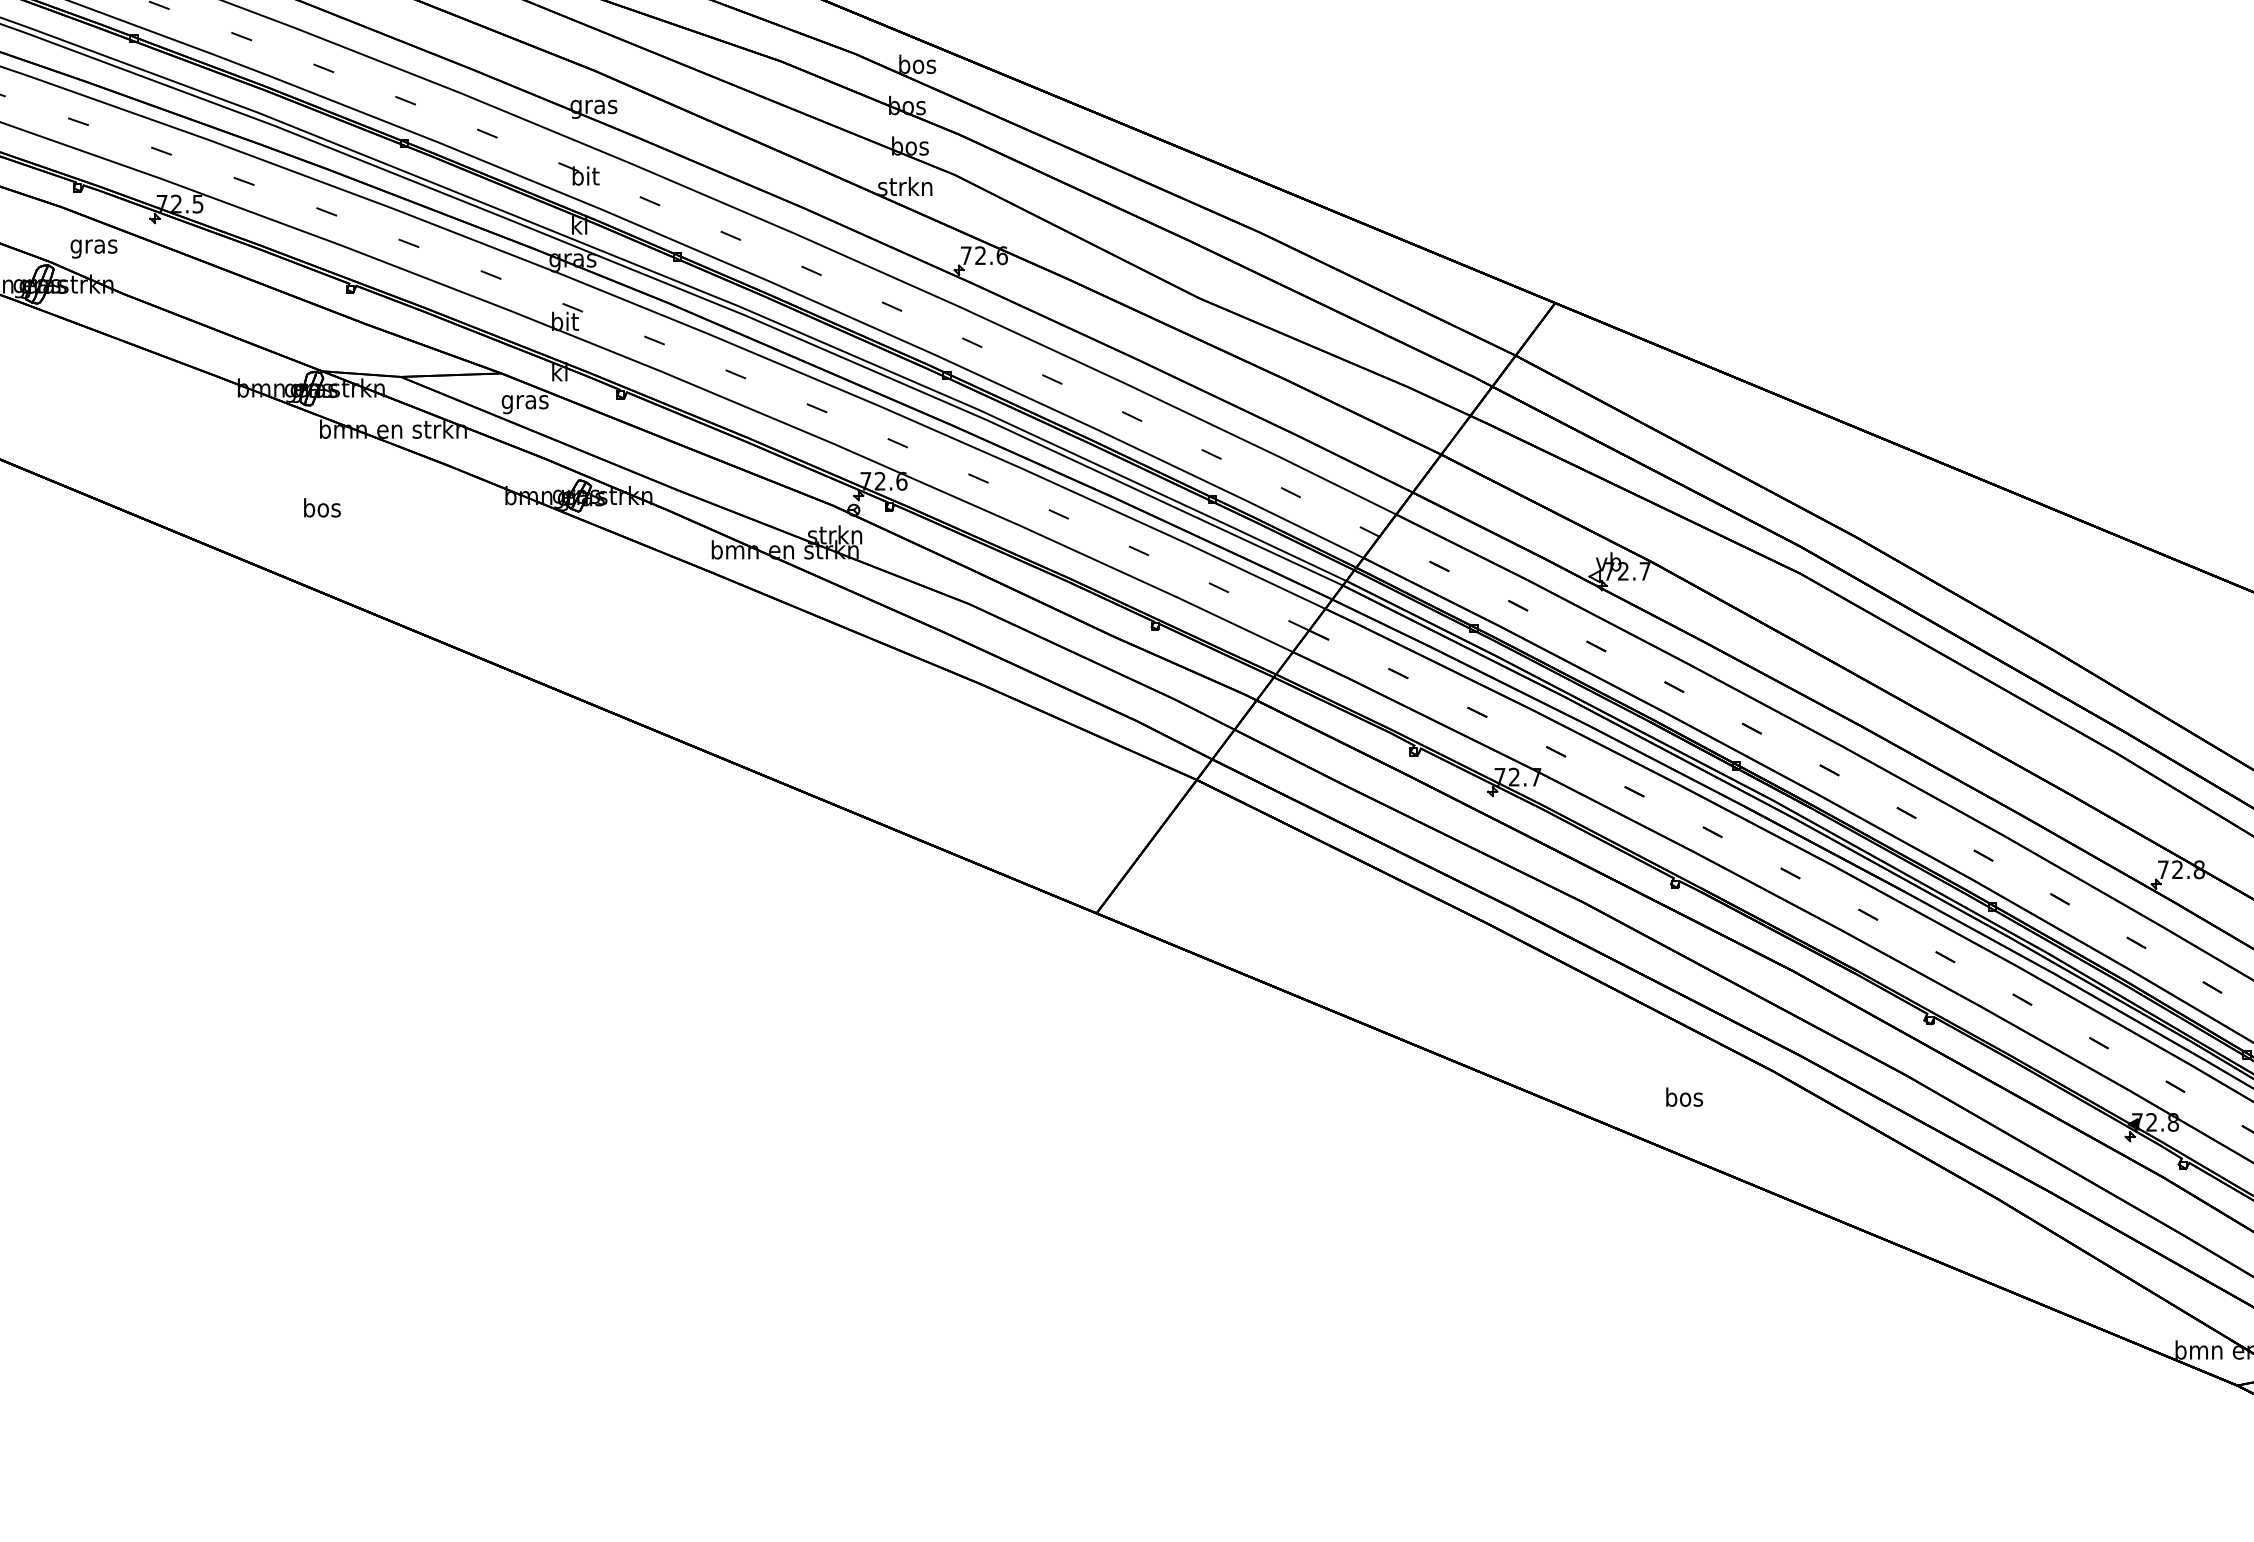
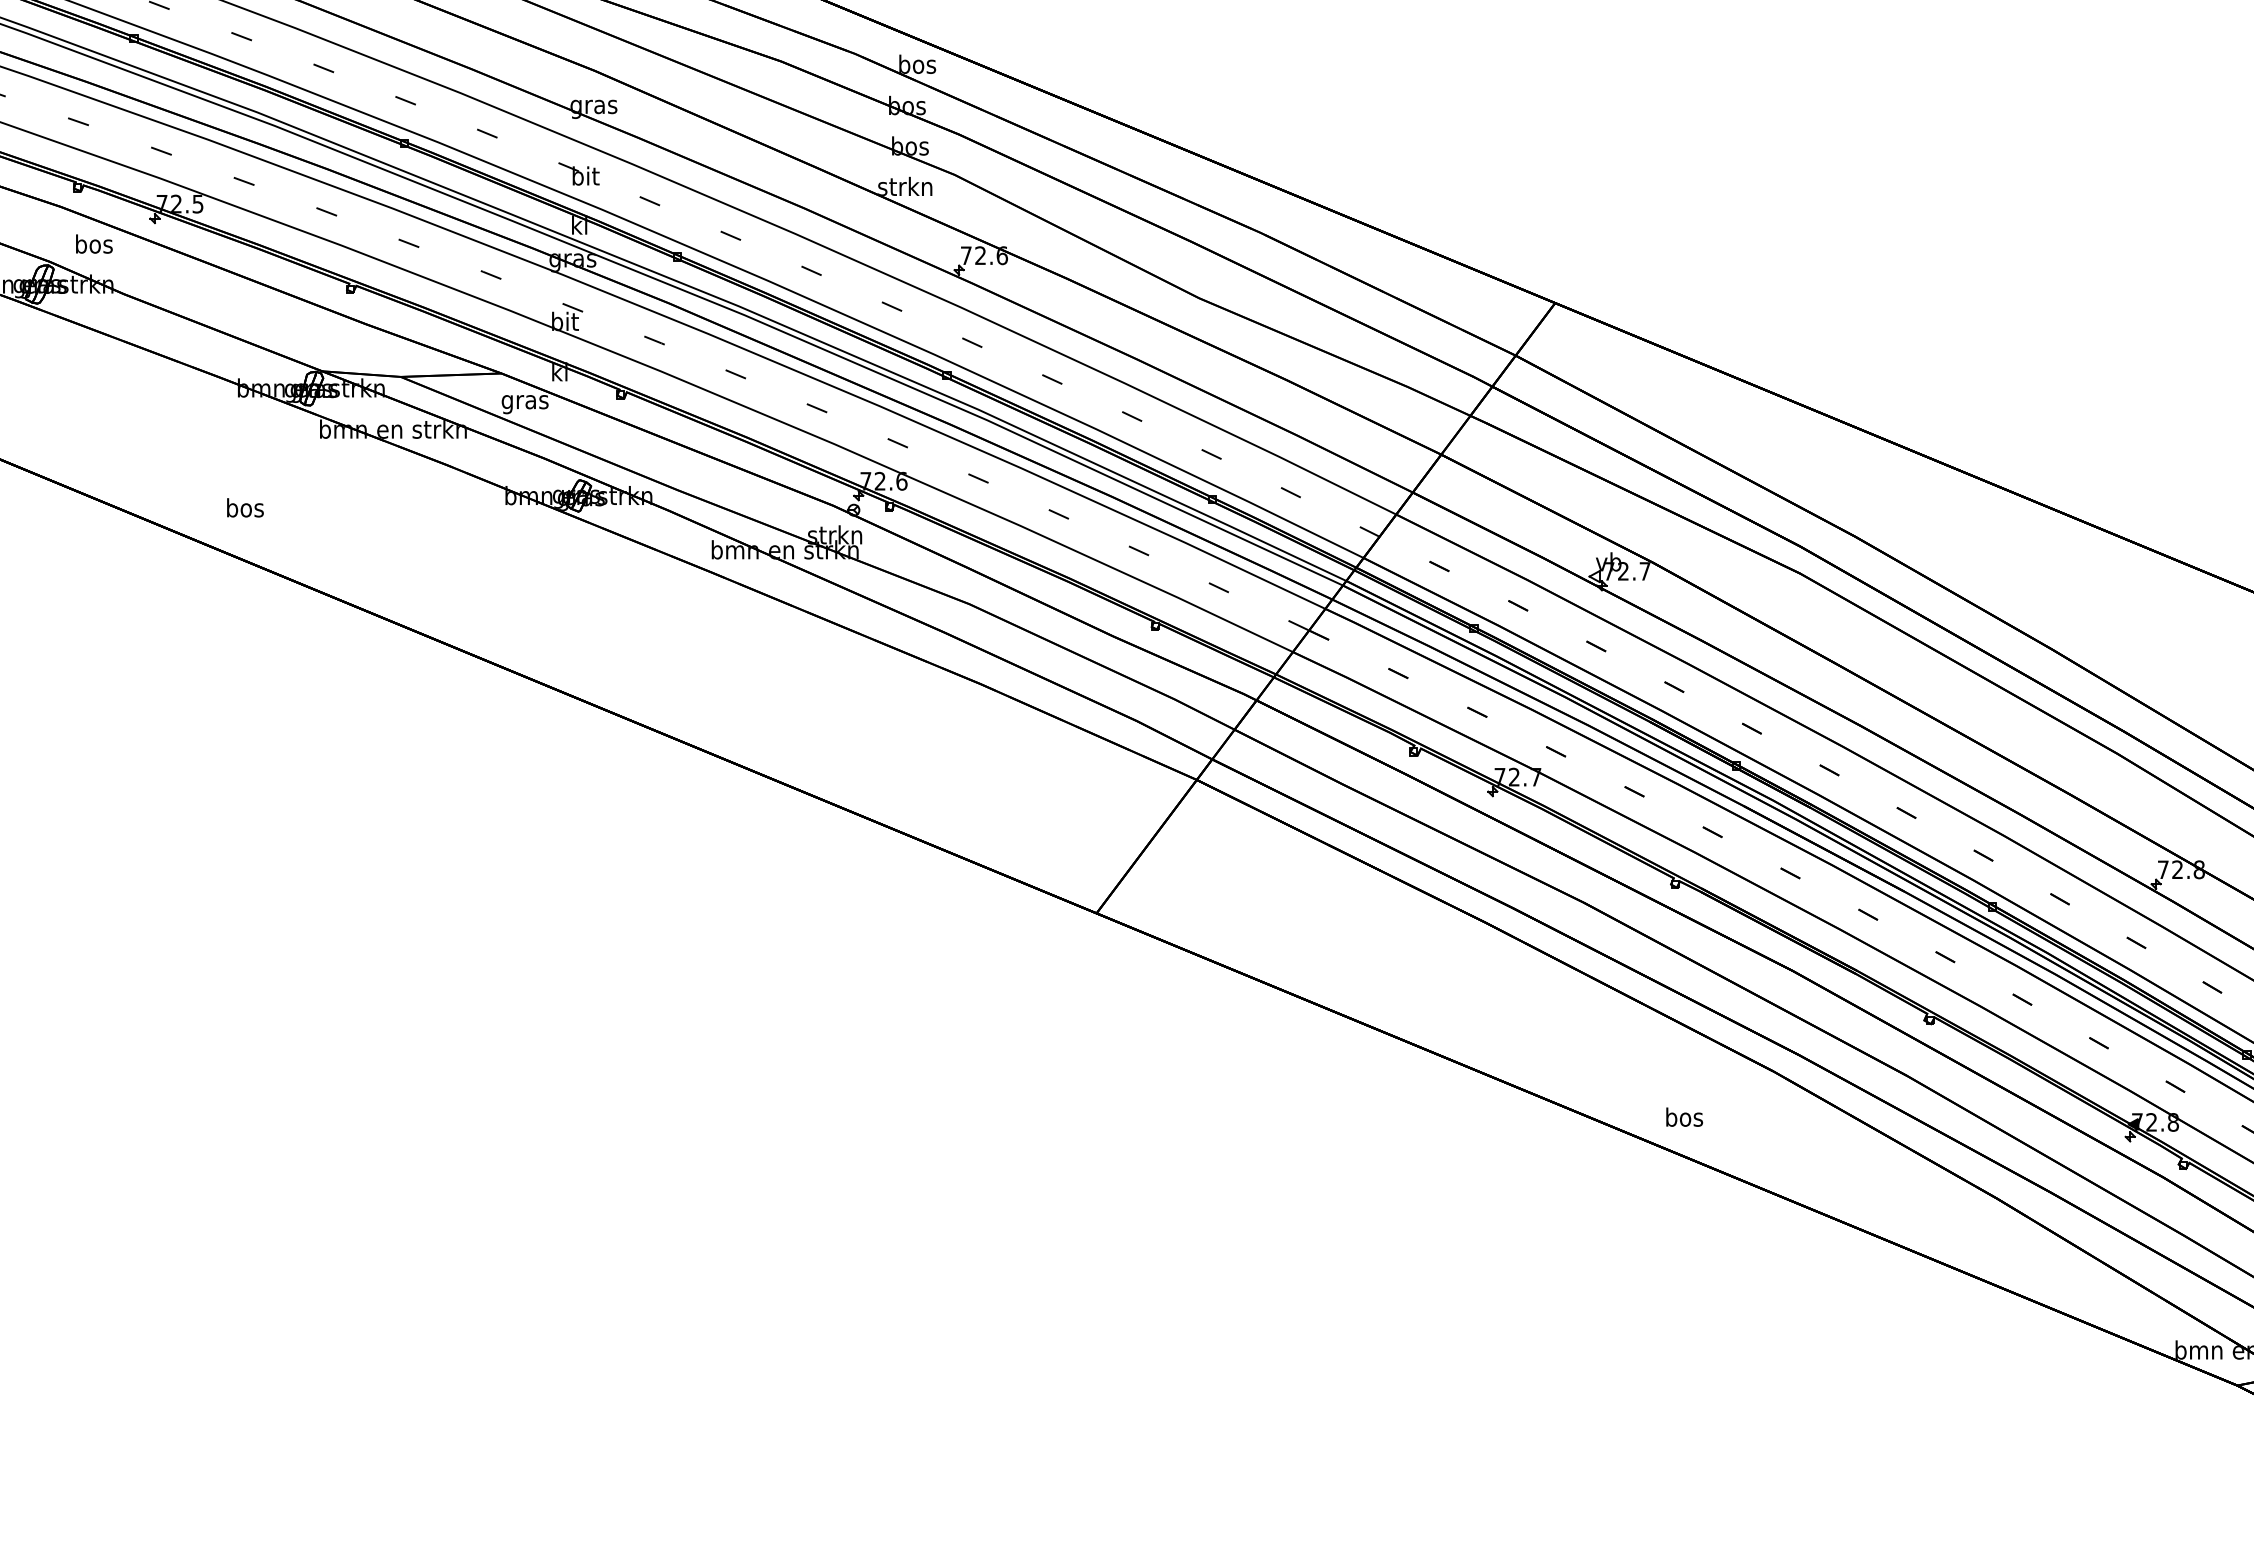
text: gras -> bos (93, 246)
text position: (322, 507) -> (245, 507) (245, 507)
text position: (1684, 1096) -> (1684, 1116) (1684, 1116)
